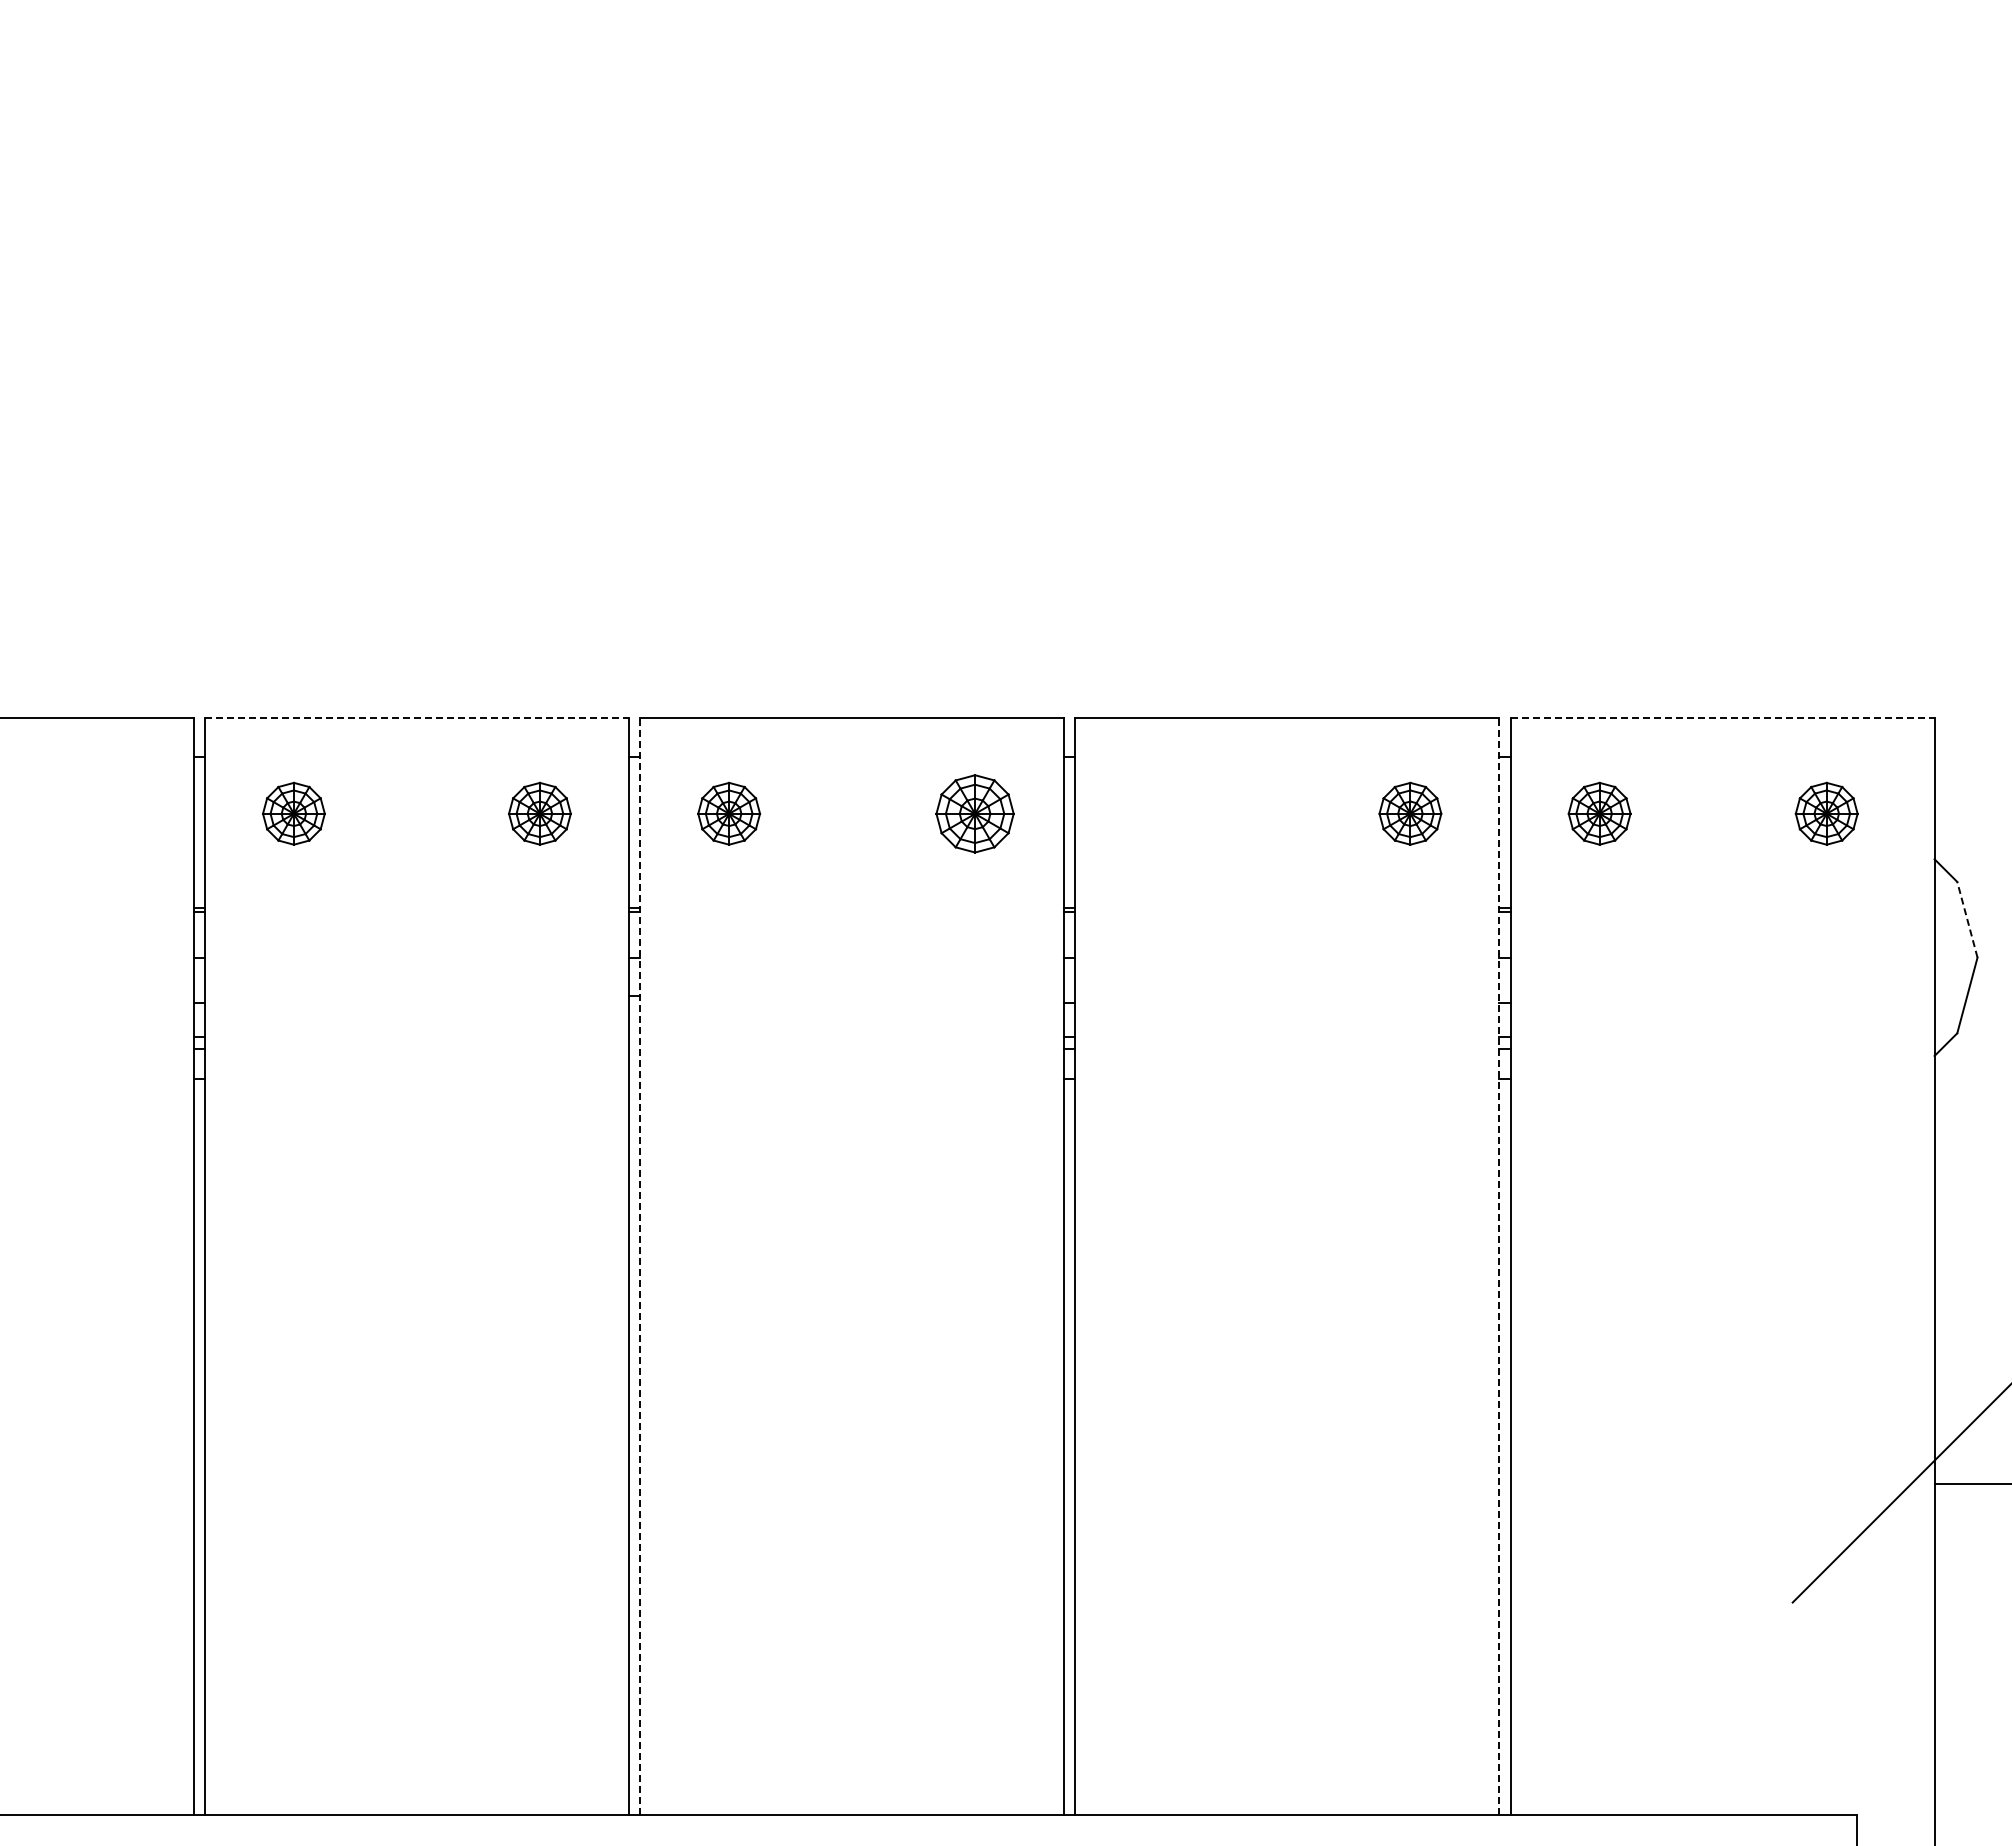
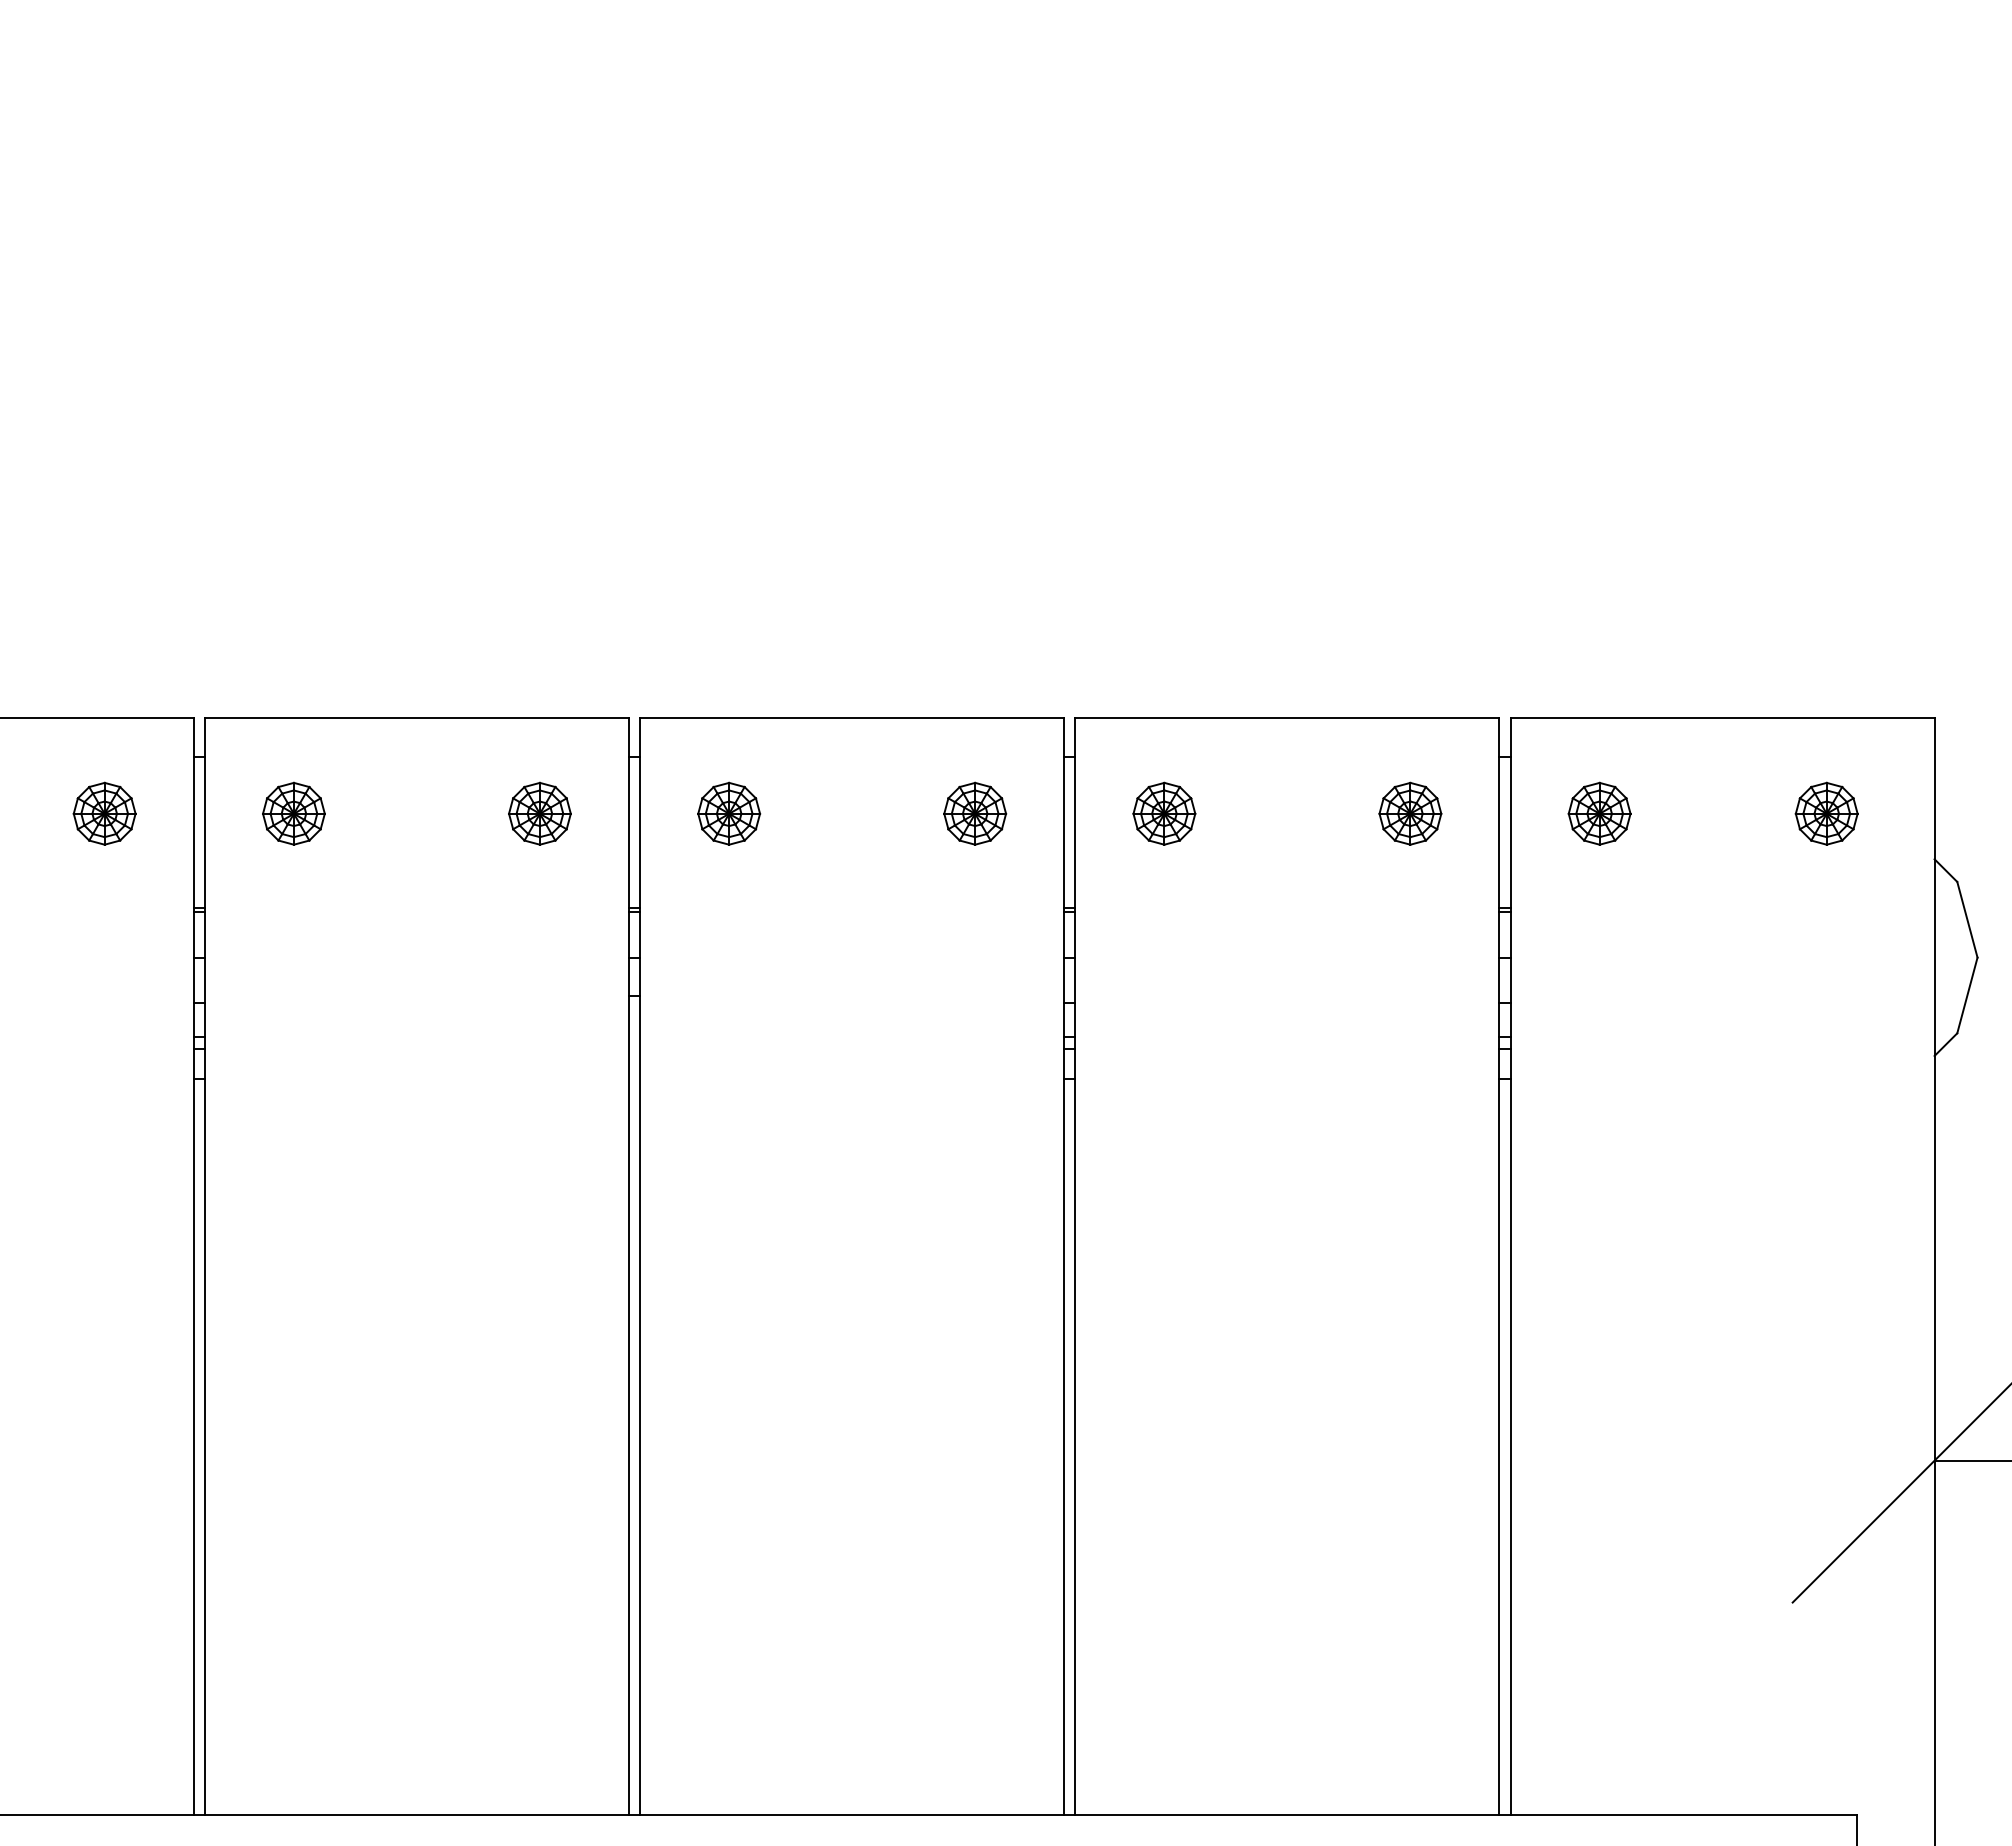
line: dashed -> solid (416, 717)
line: dashed -> solid (1722, 717)
part: none -> present (104, 813)
part size: 80x80 px -> 65x65 px (975, 813)
part: none -> present (1164, 813)
line: dashed -> solid (1967, 919)
line: dashed -> solid (640, 1266)
line: dashed -> solid (1499, 1266)
line position: (1971, 1483) -> (1971, 1460) (1971, 1460)
